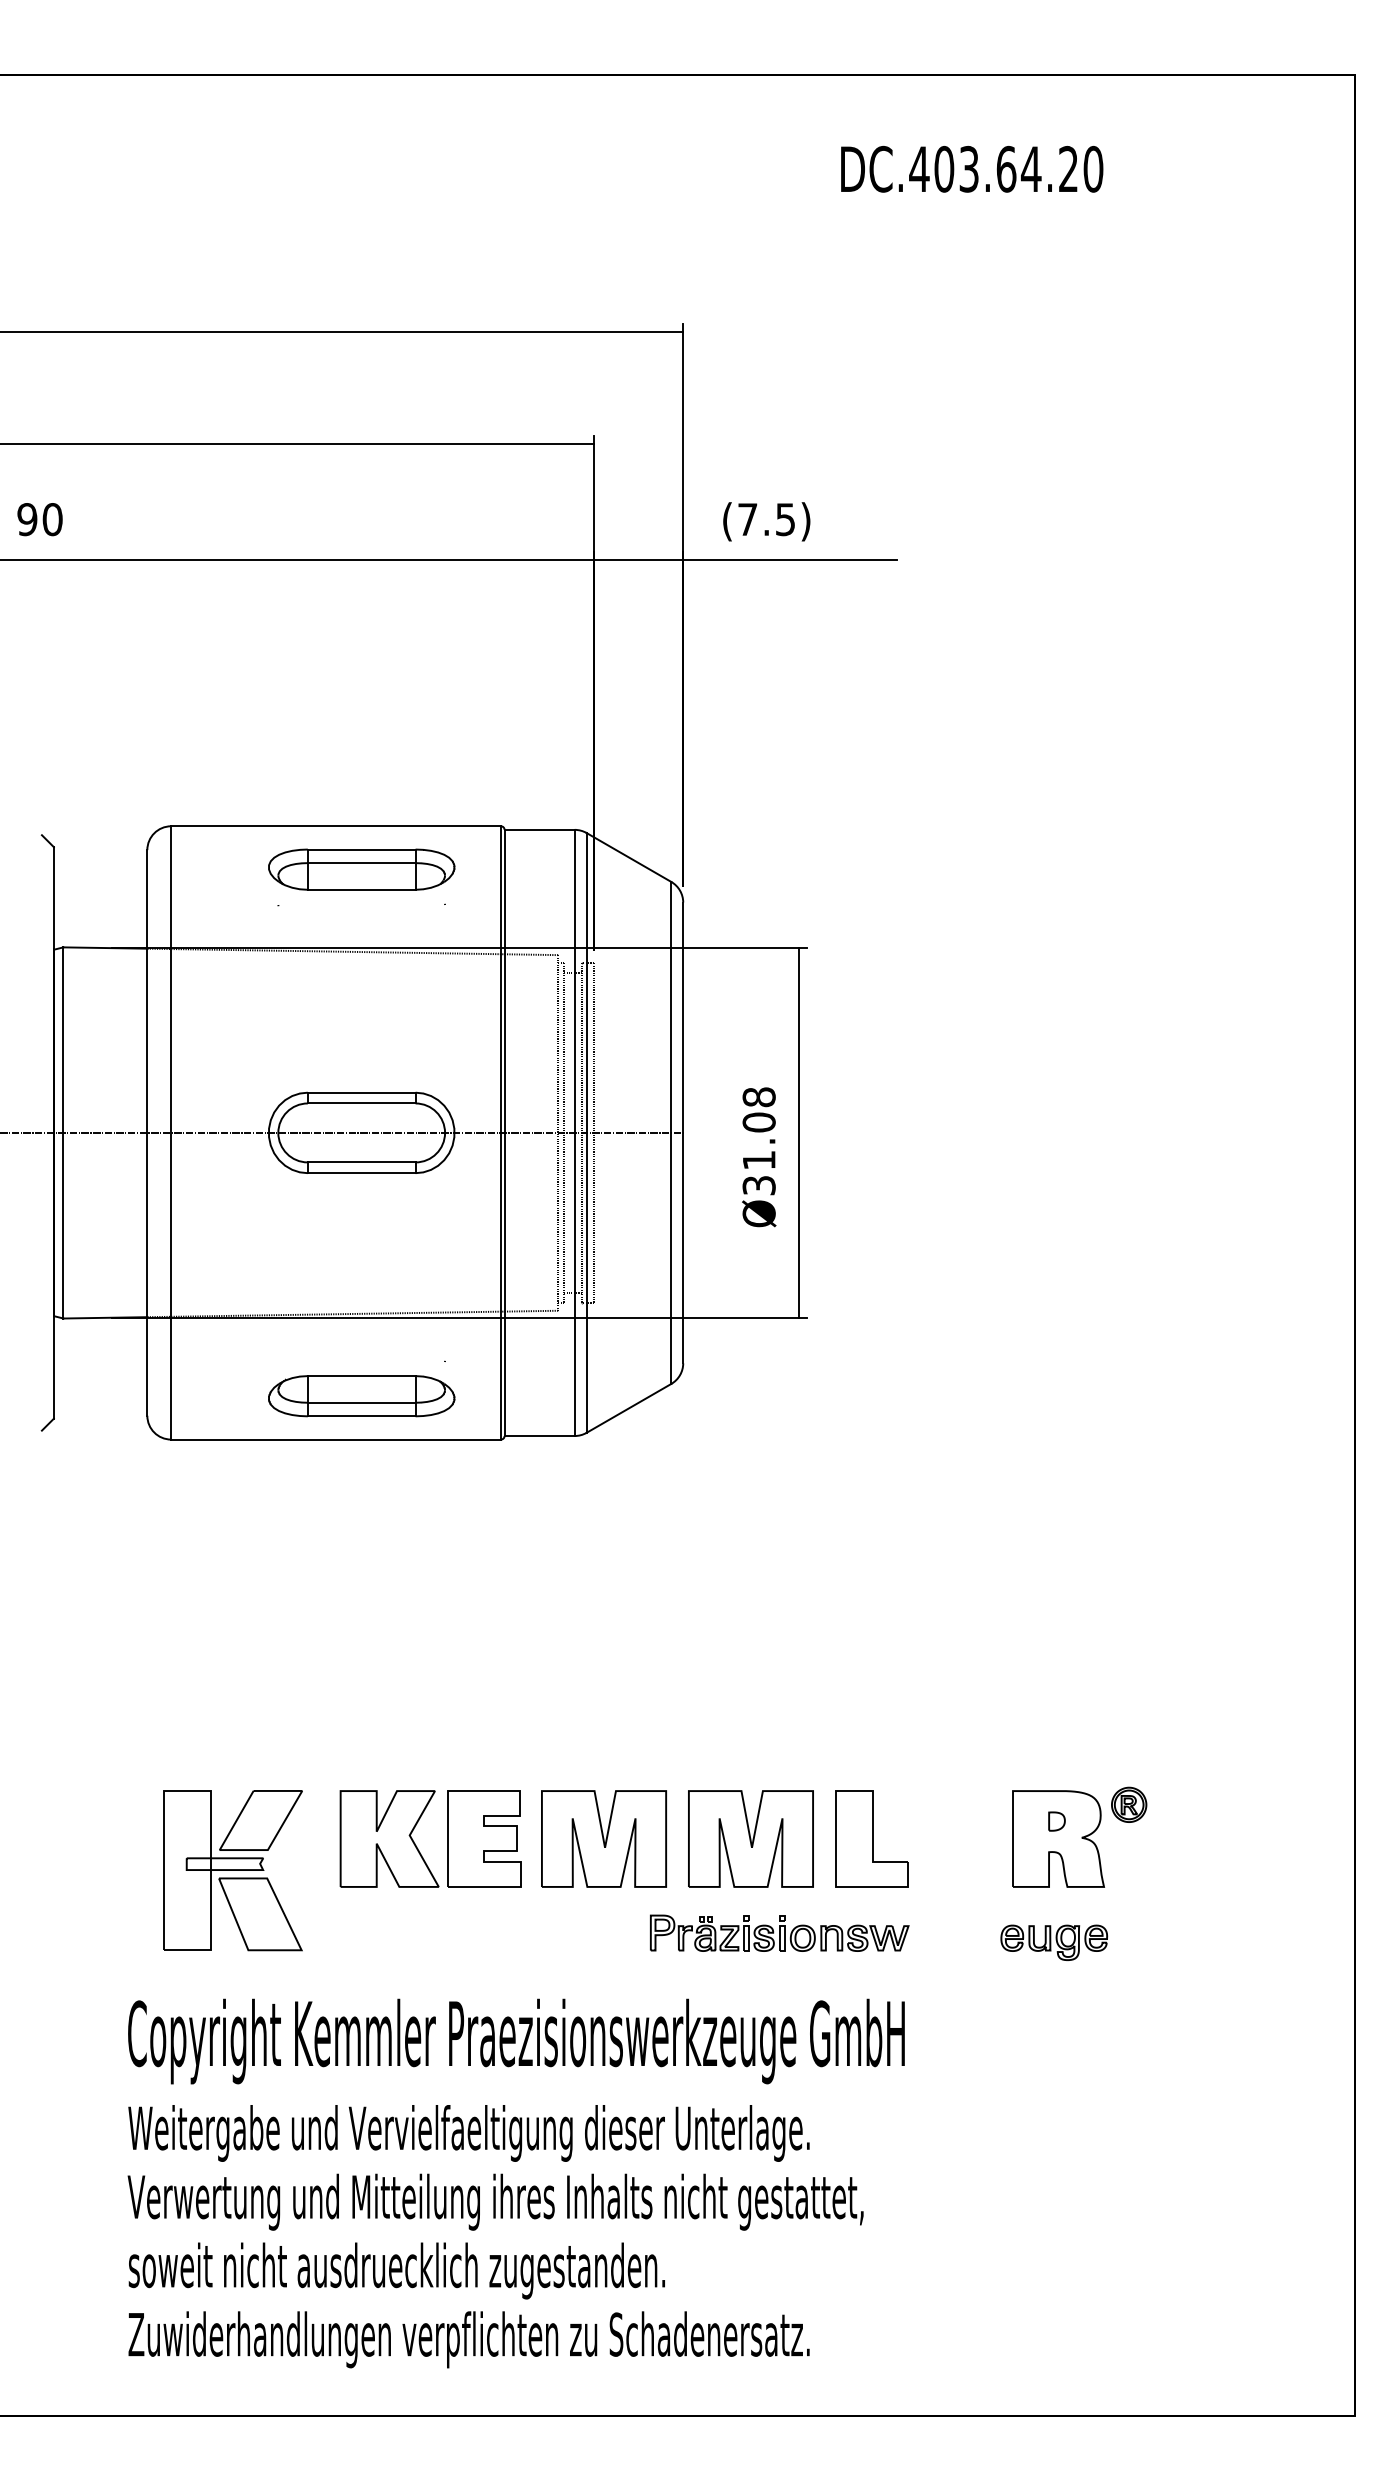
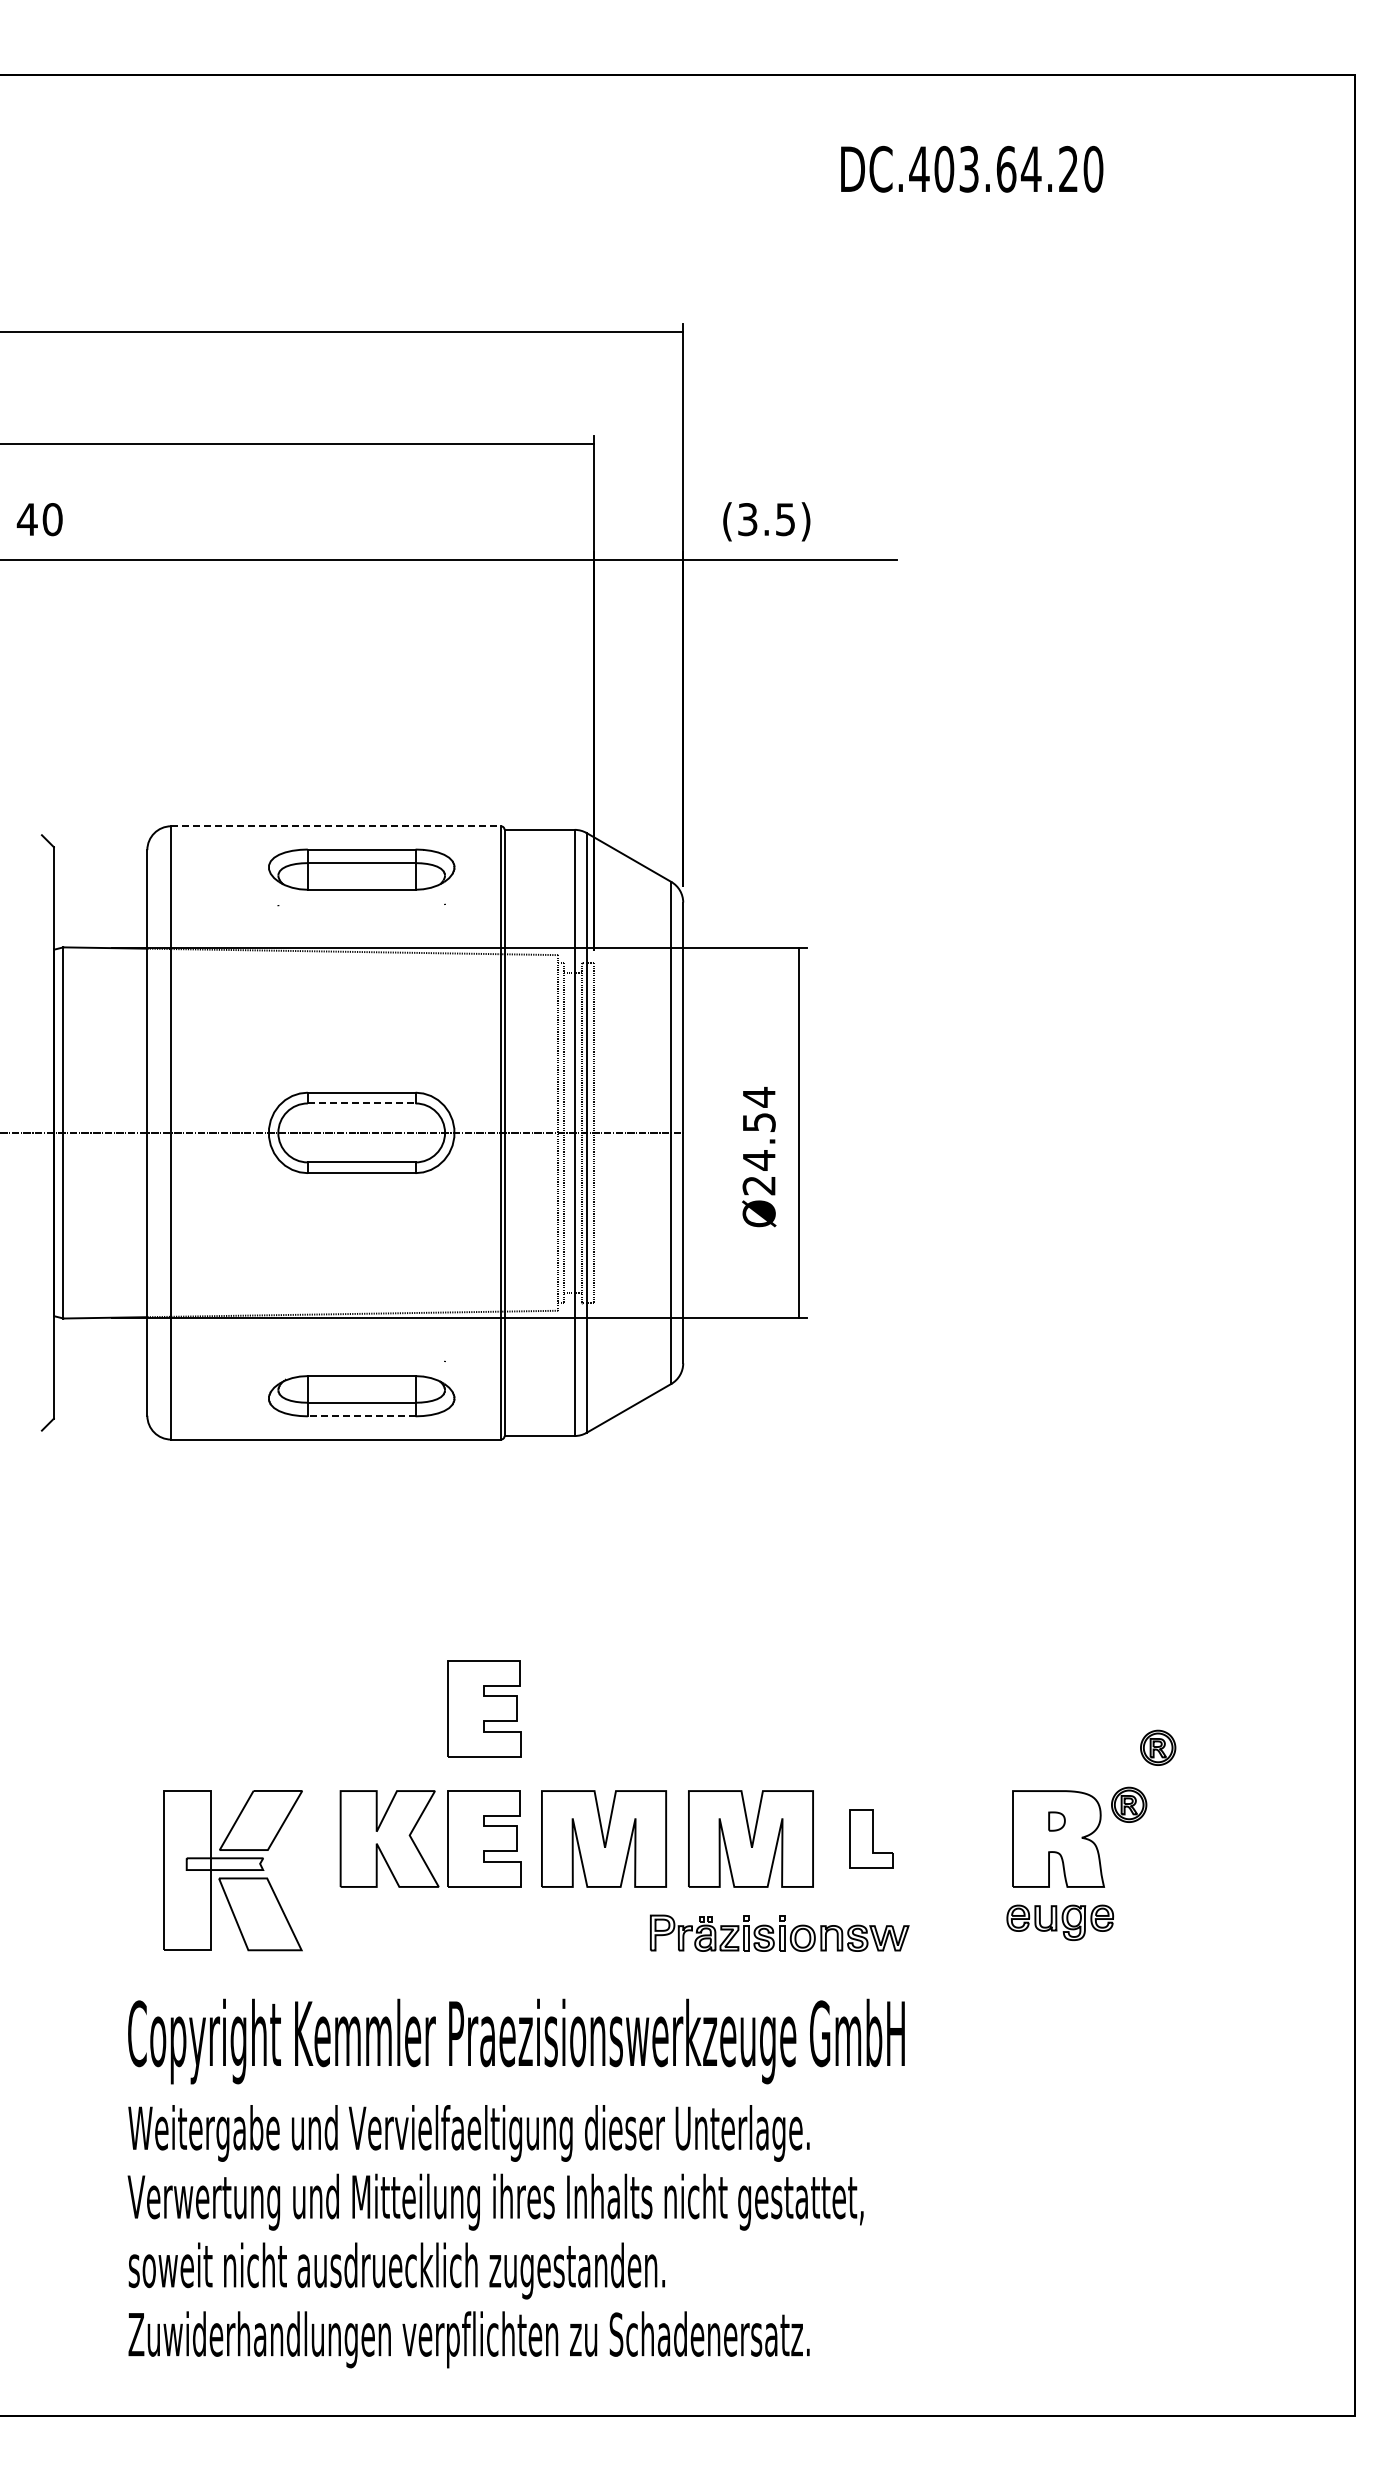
text: 90 -> 40 (26, 519)
text: (7.5) -> (3.5) (747, 519)
line: solid -> dashed (336, 826)
line: solid -> dashed (361, 1103)
text: Ø31.08 -> Ø24.54 (758, 1140)
line: solid -> dashed (361, 1416)
part: none -> present (484, 1708)
part: none -> present (1158, 1747)
part size: 74x98 px -> 45x60 px (871, 1838)
part position: (1054, 1942) -> (1060, 1922) (1060, 1922)
